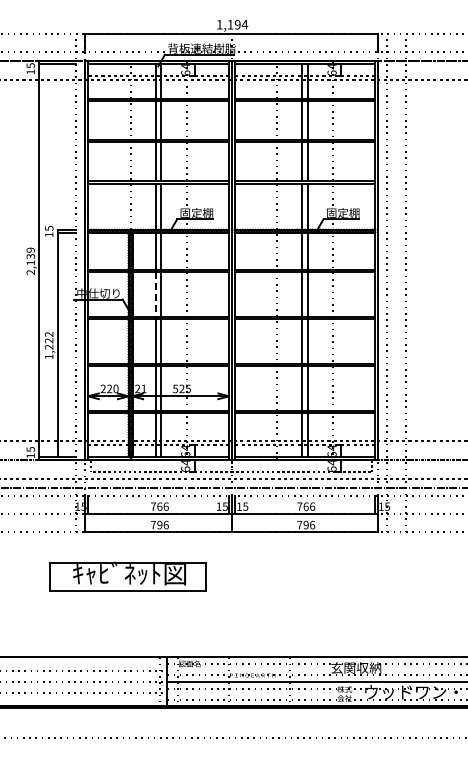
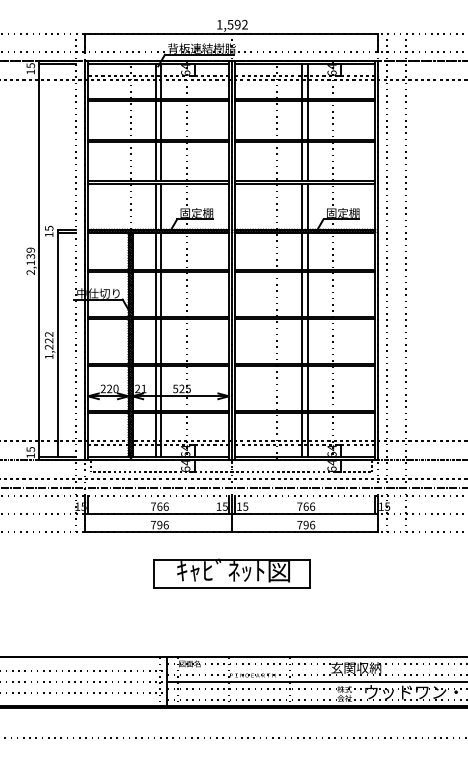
text: 1,194 -> 1,592 (237, 24)
line: dashed -> solid (156, 294)
part position: (127, 576) -> (231, 573) (231, 573)
